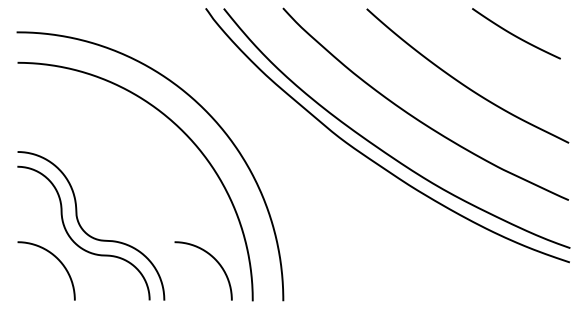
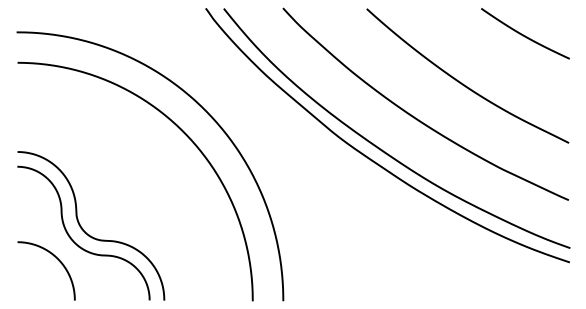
curve position: (516, 35) -> (525, 35) (525, 35)
curve: present -> none (211, 257)
